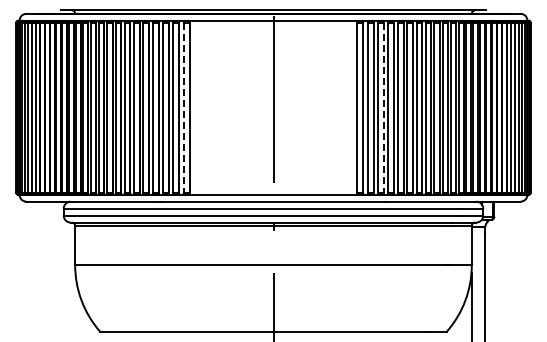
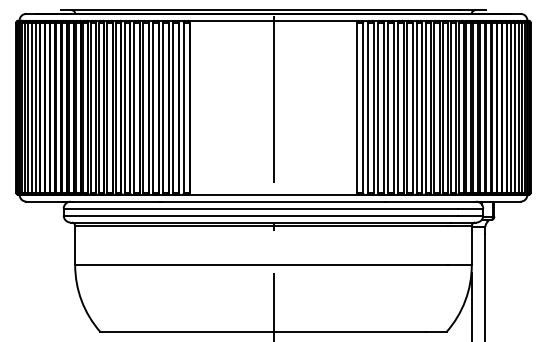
line: dashed -> solid (183, 108)
line: dashed -> solid (383, 108)
